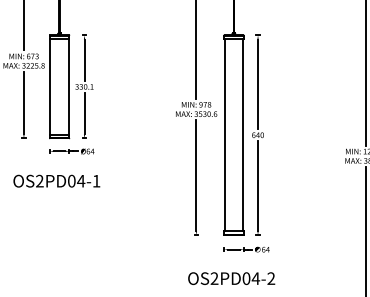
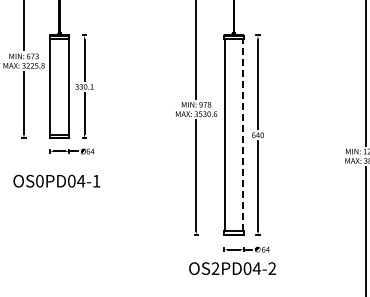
line: solid -> dashed (243, 134)
text: OS2PD04-1 -> OS0PD04-1 (39, 180)
text position: (231, 278) -> (232, 268) (232, 268)
